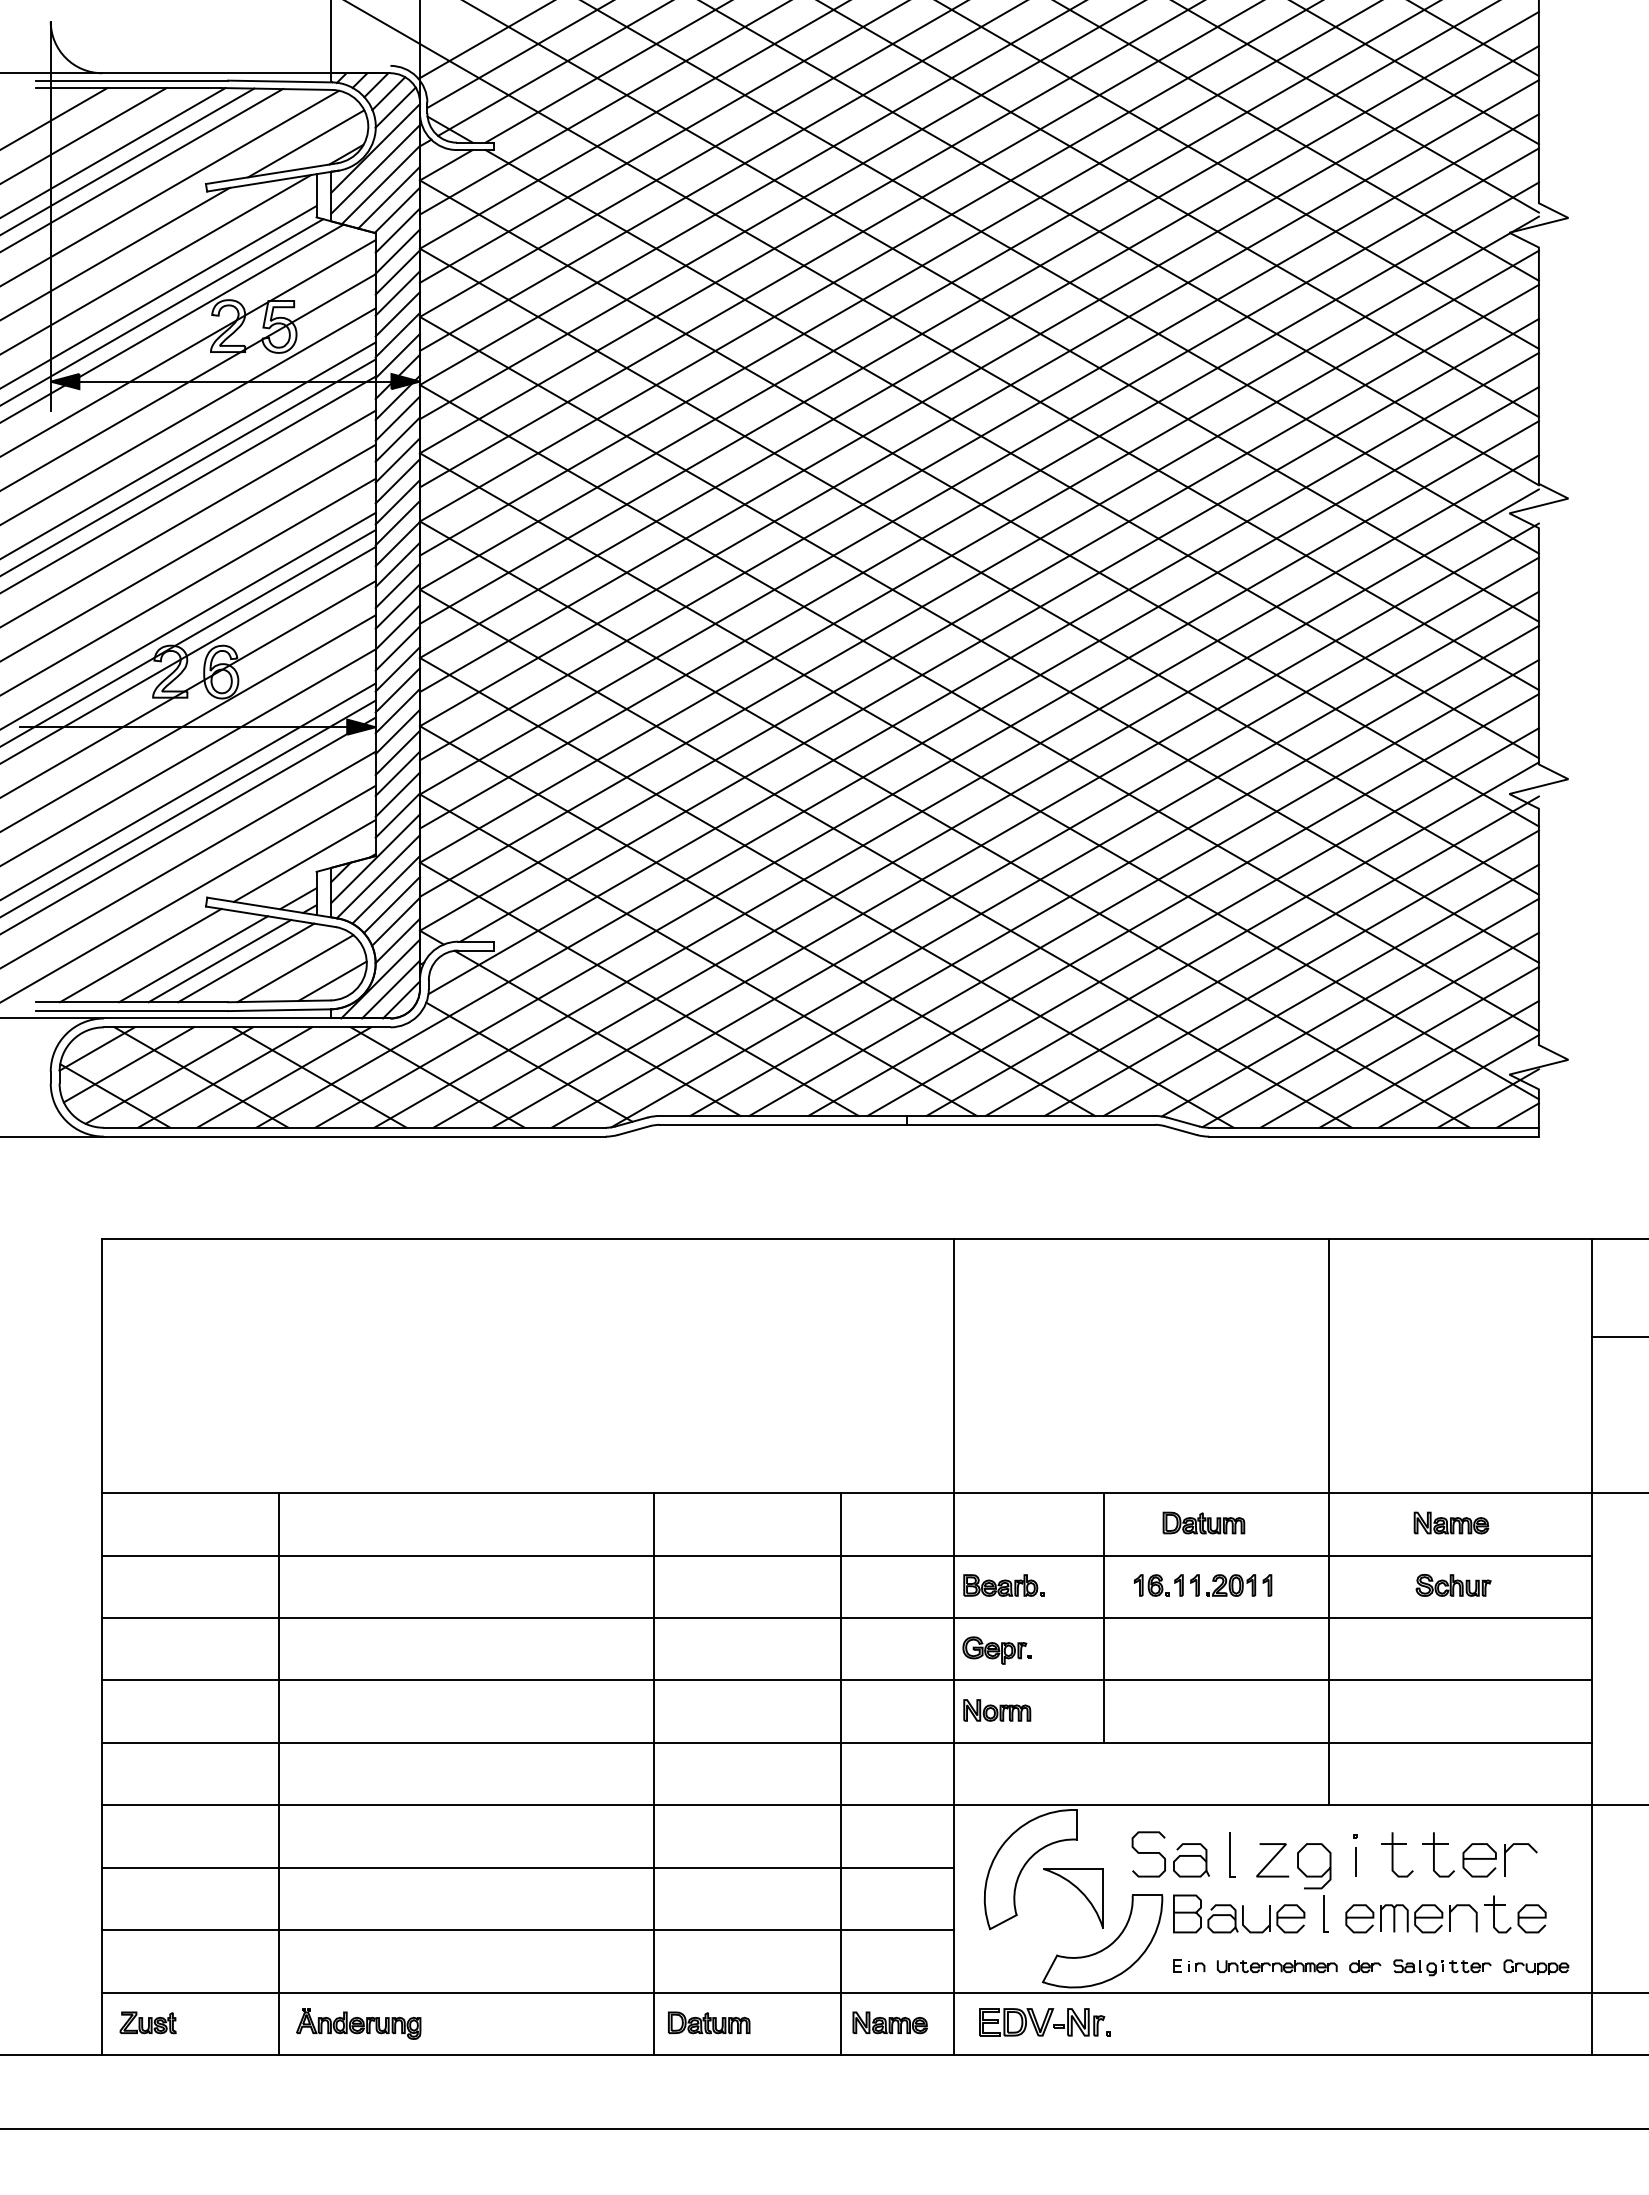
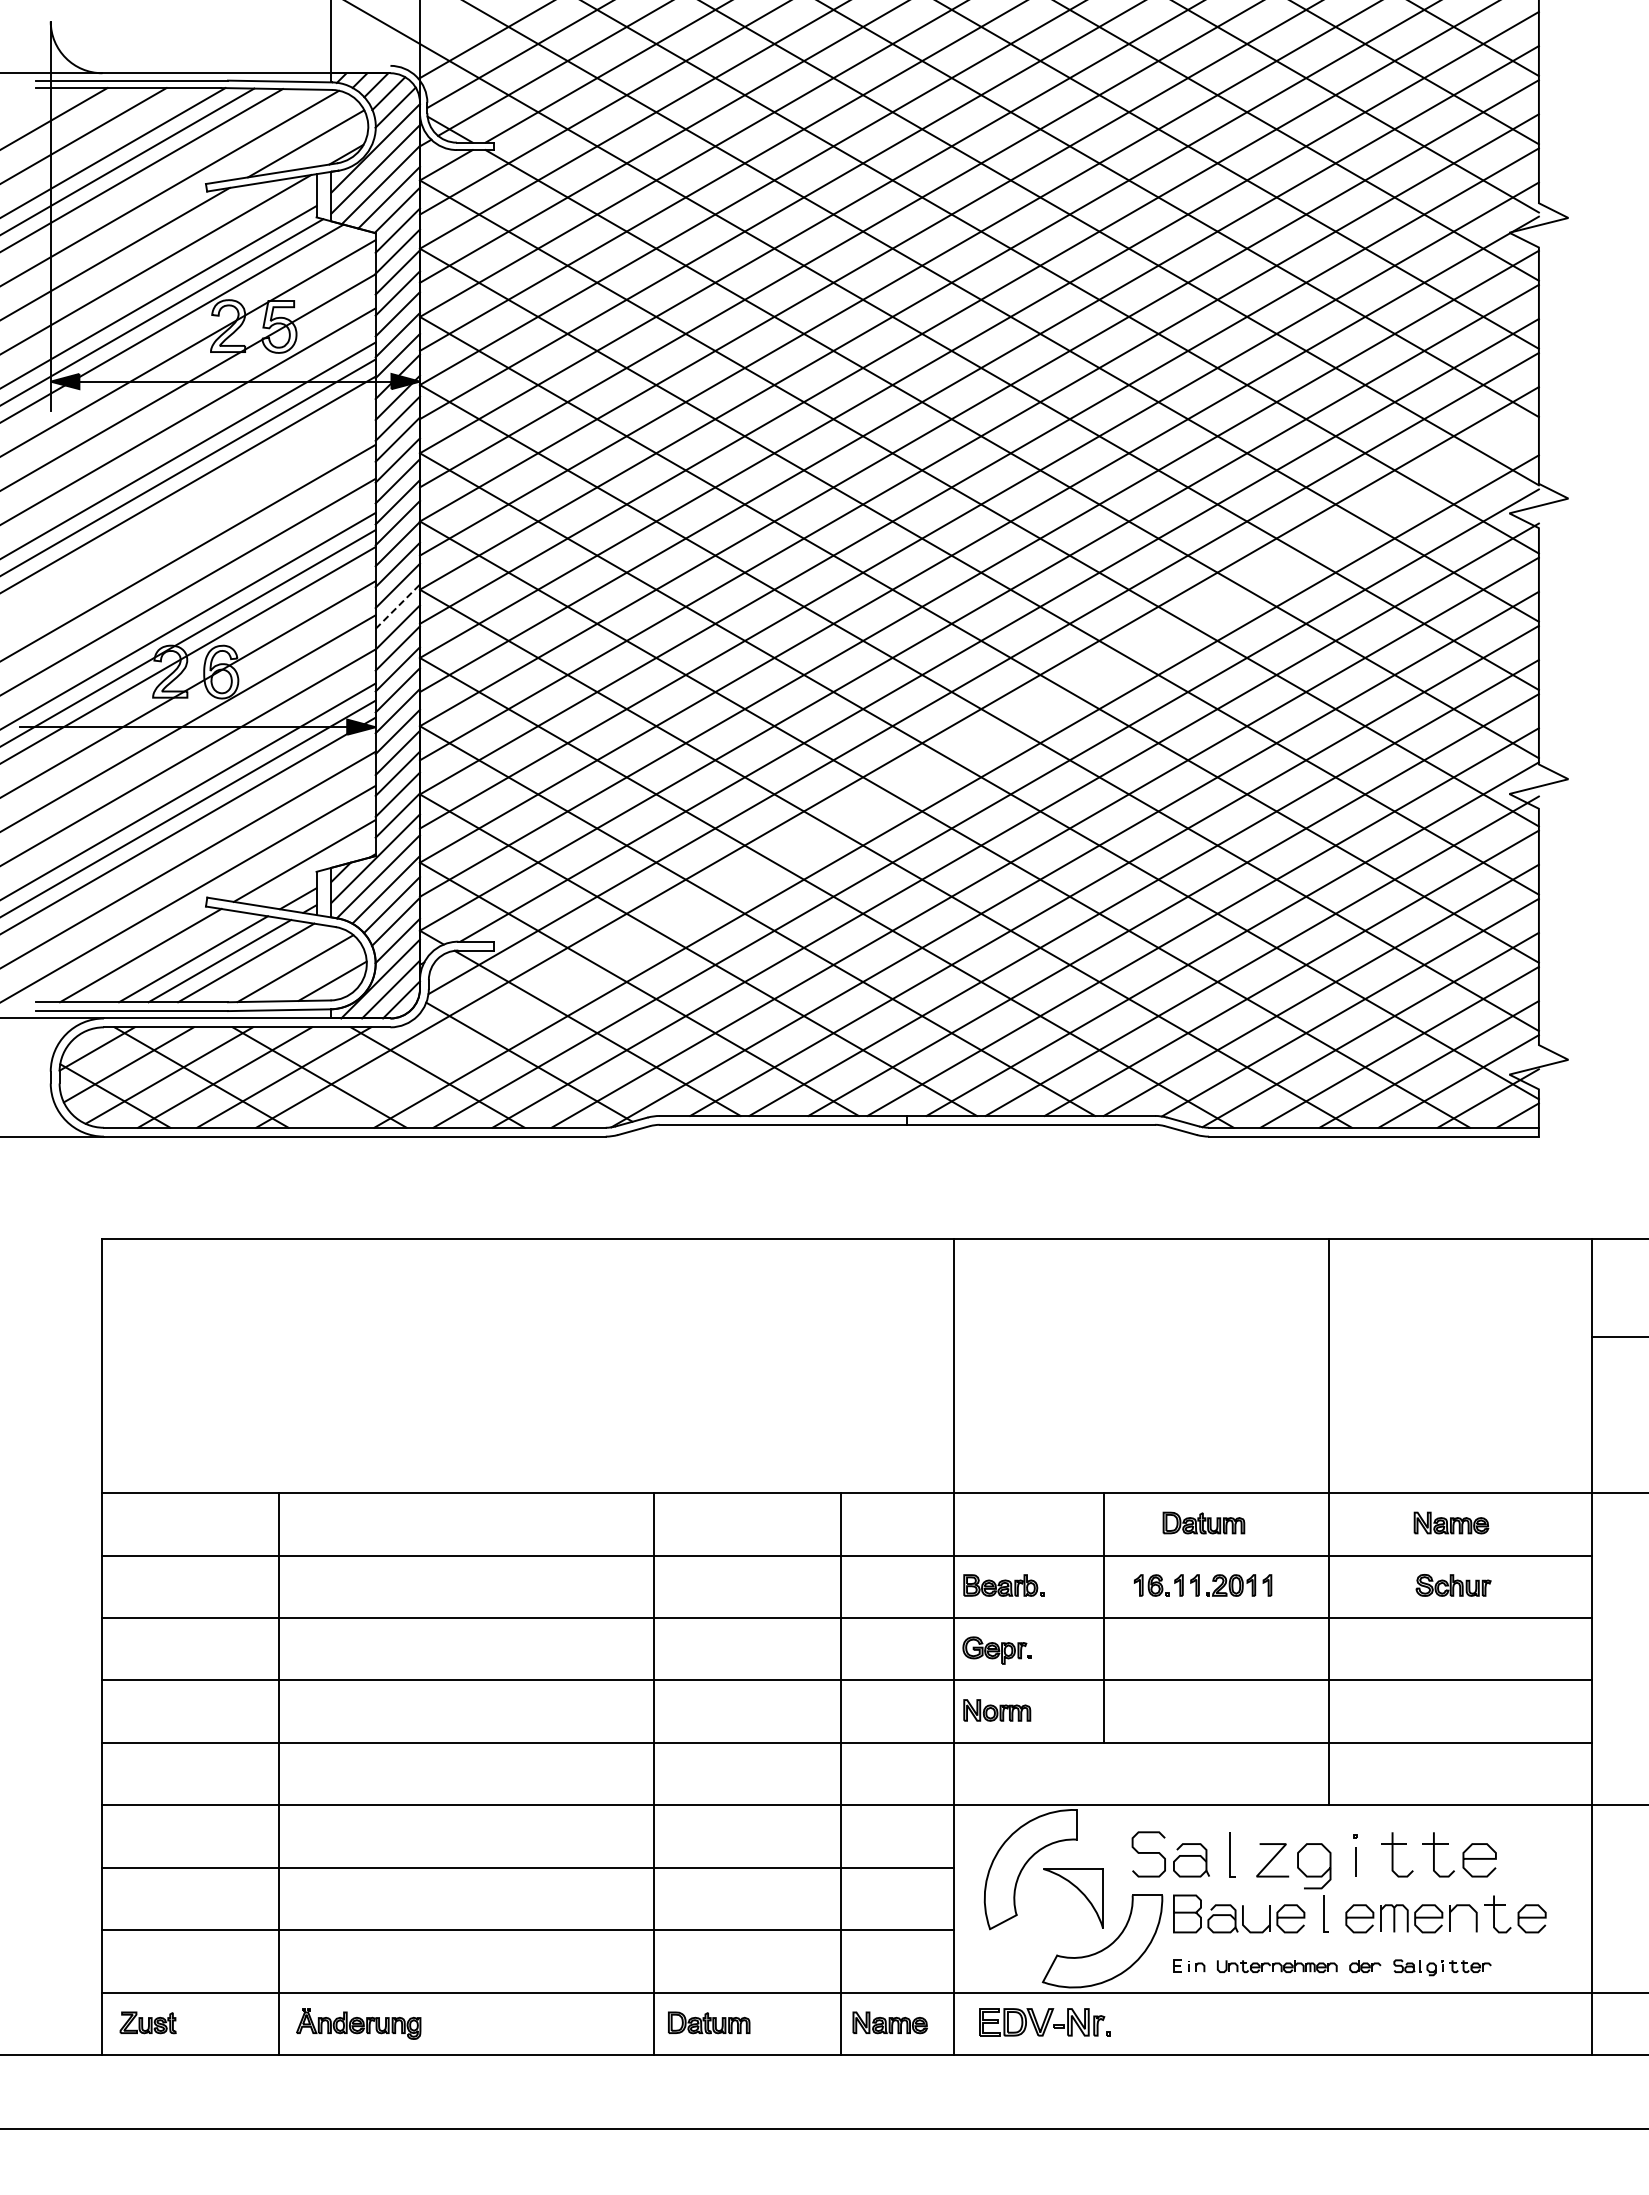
line: present -> none (188, 518)
line: solid -> dashed (398, 606)
line: present -> none (926, 774)
part: present -> none (1510, 1848)
part: present -> none (1536, 1966)
